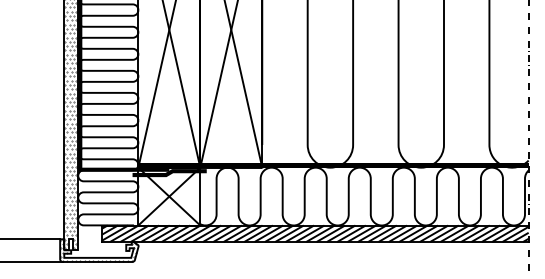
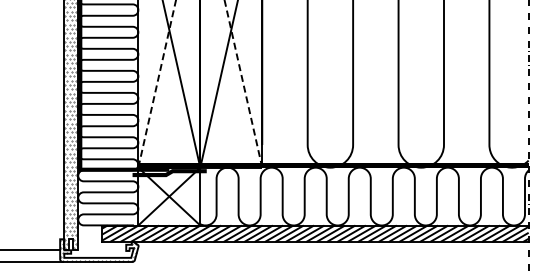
line: solid -> dashed (157, 84)
line: solid -> dashed (243, 84)
line position: (31, 239) -> (31, 250) (31, 250)
